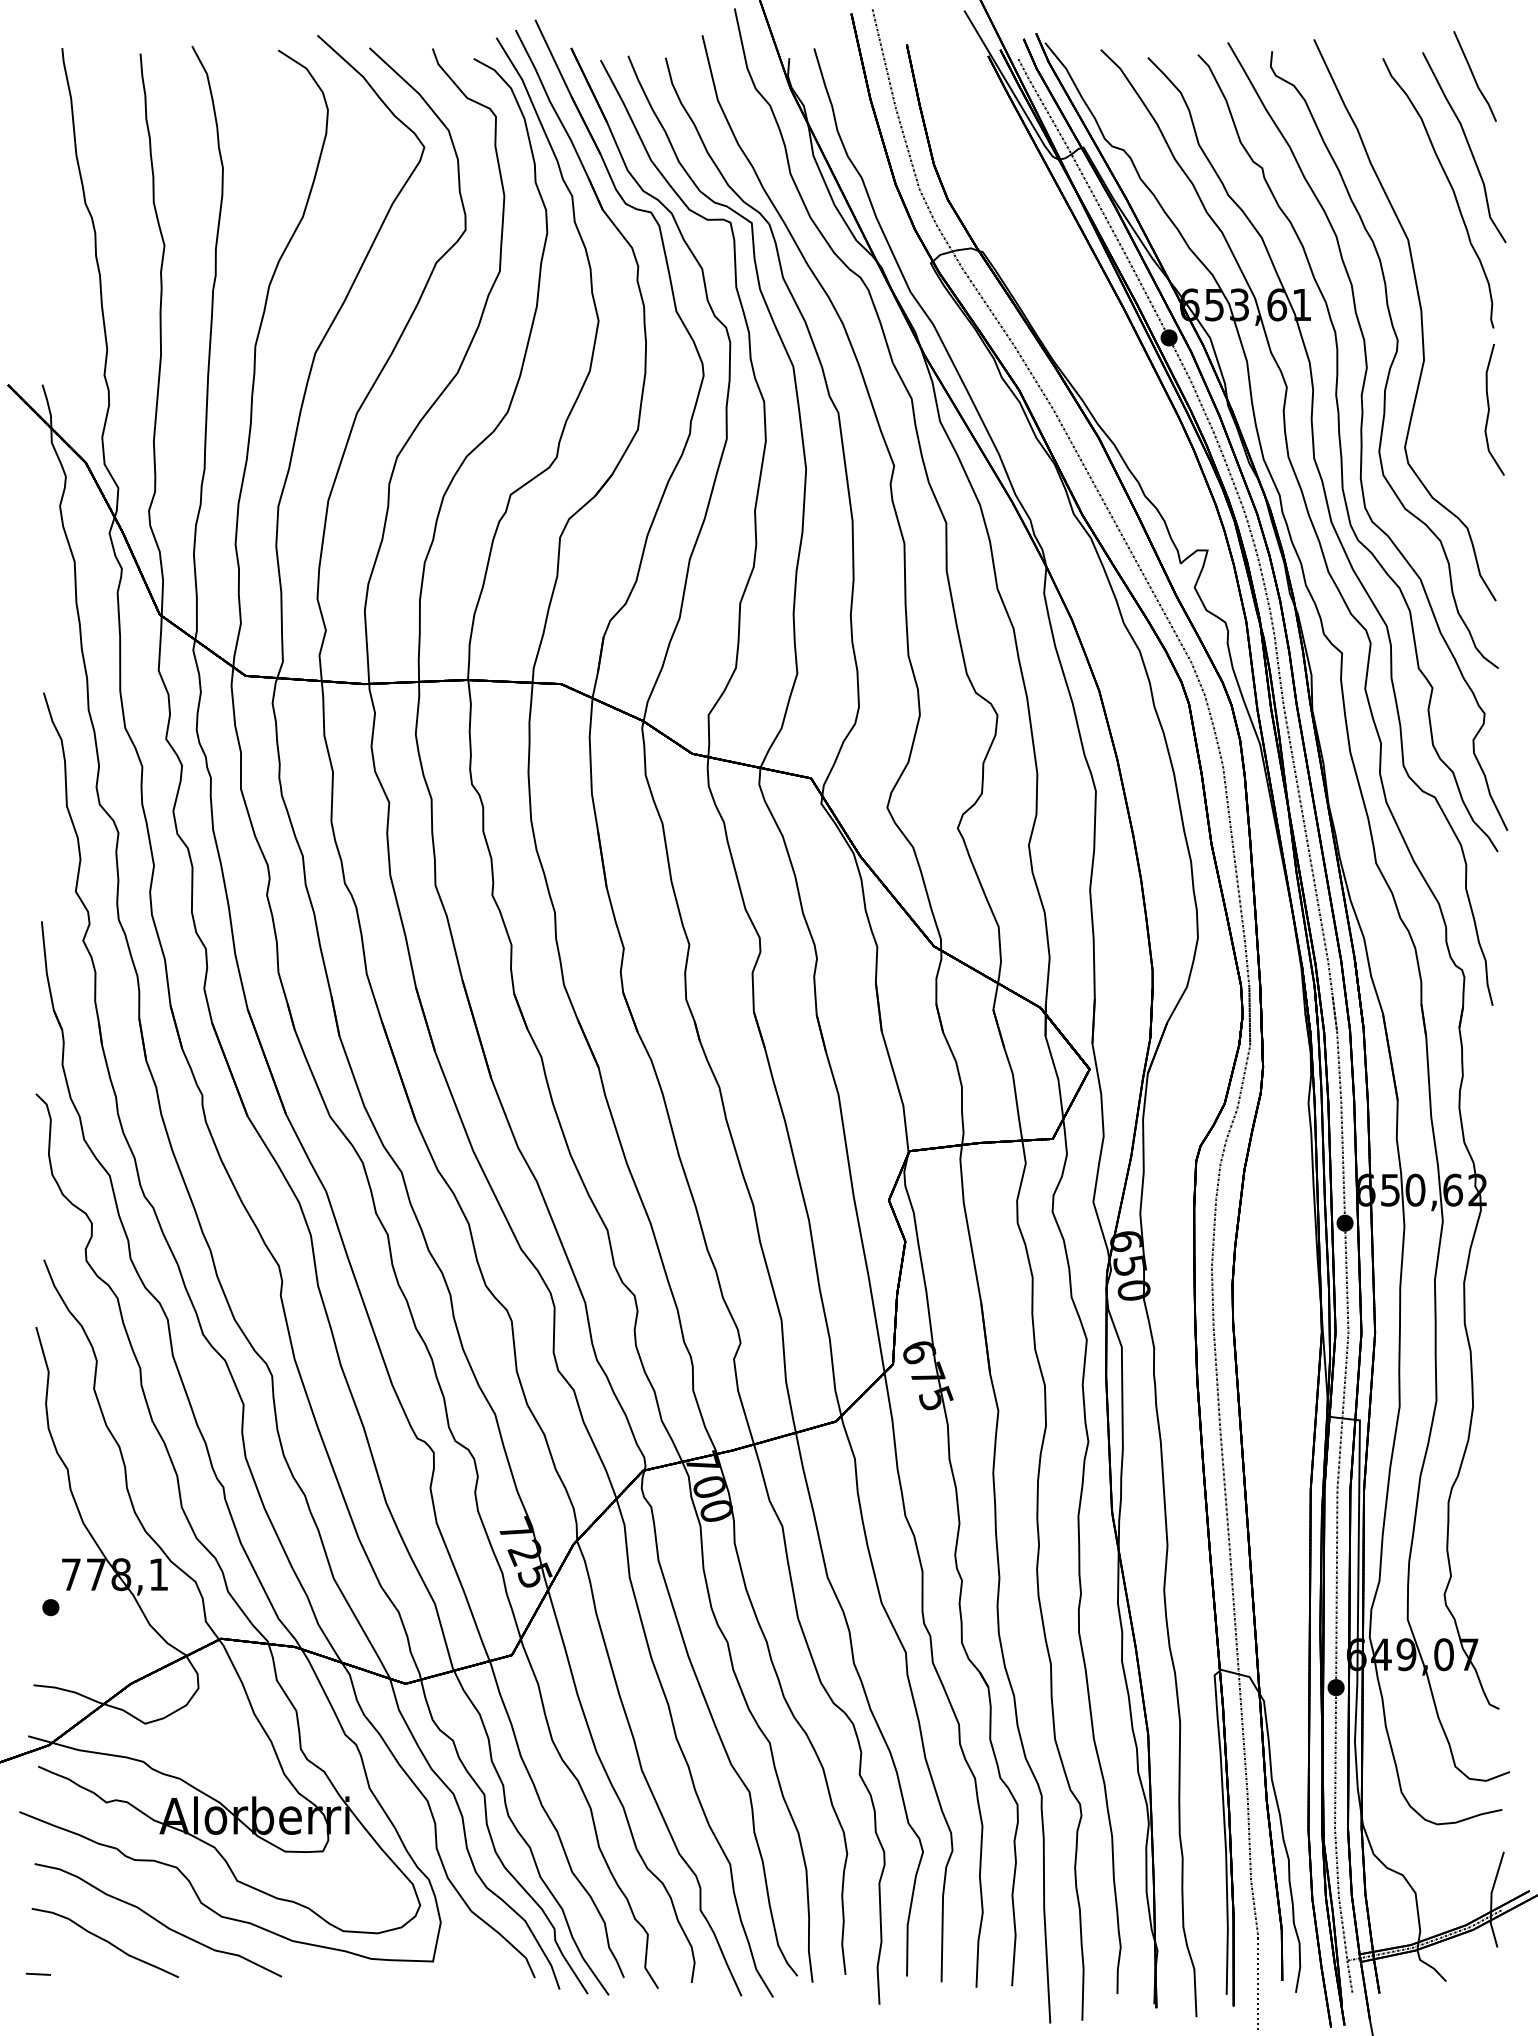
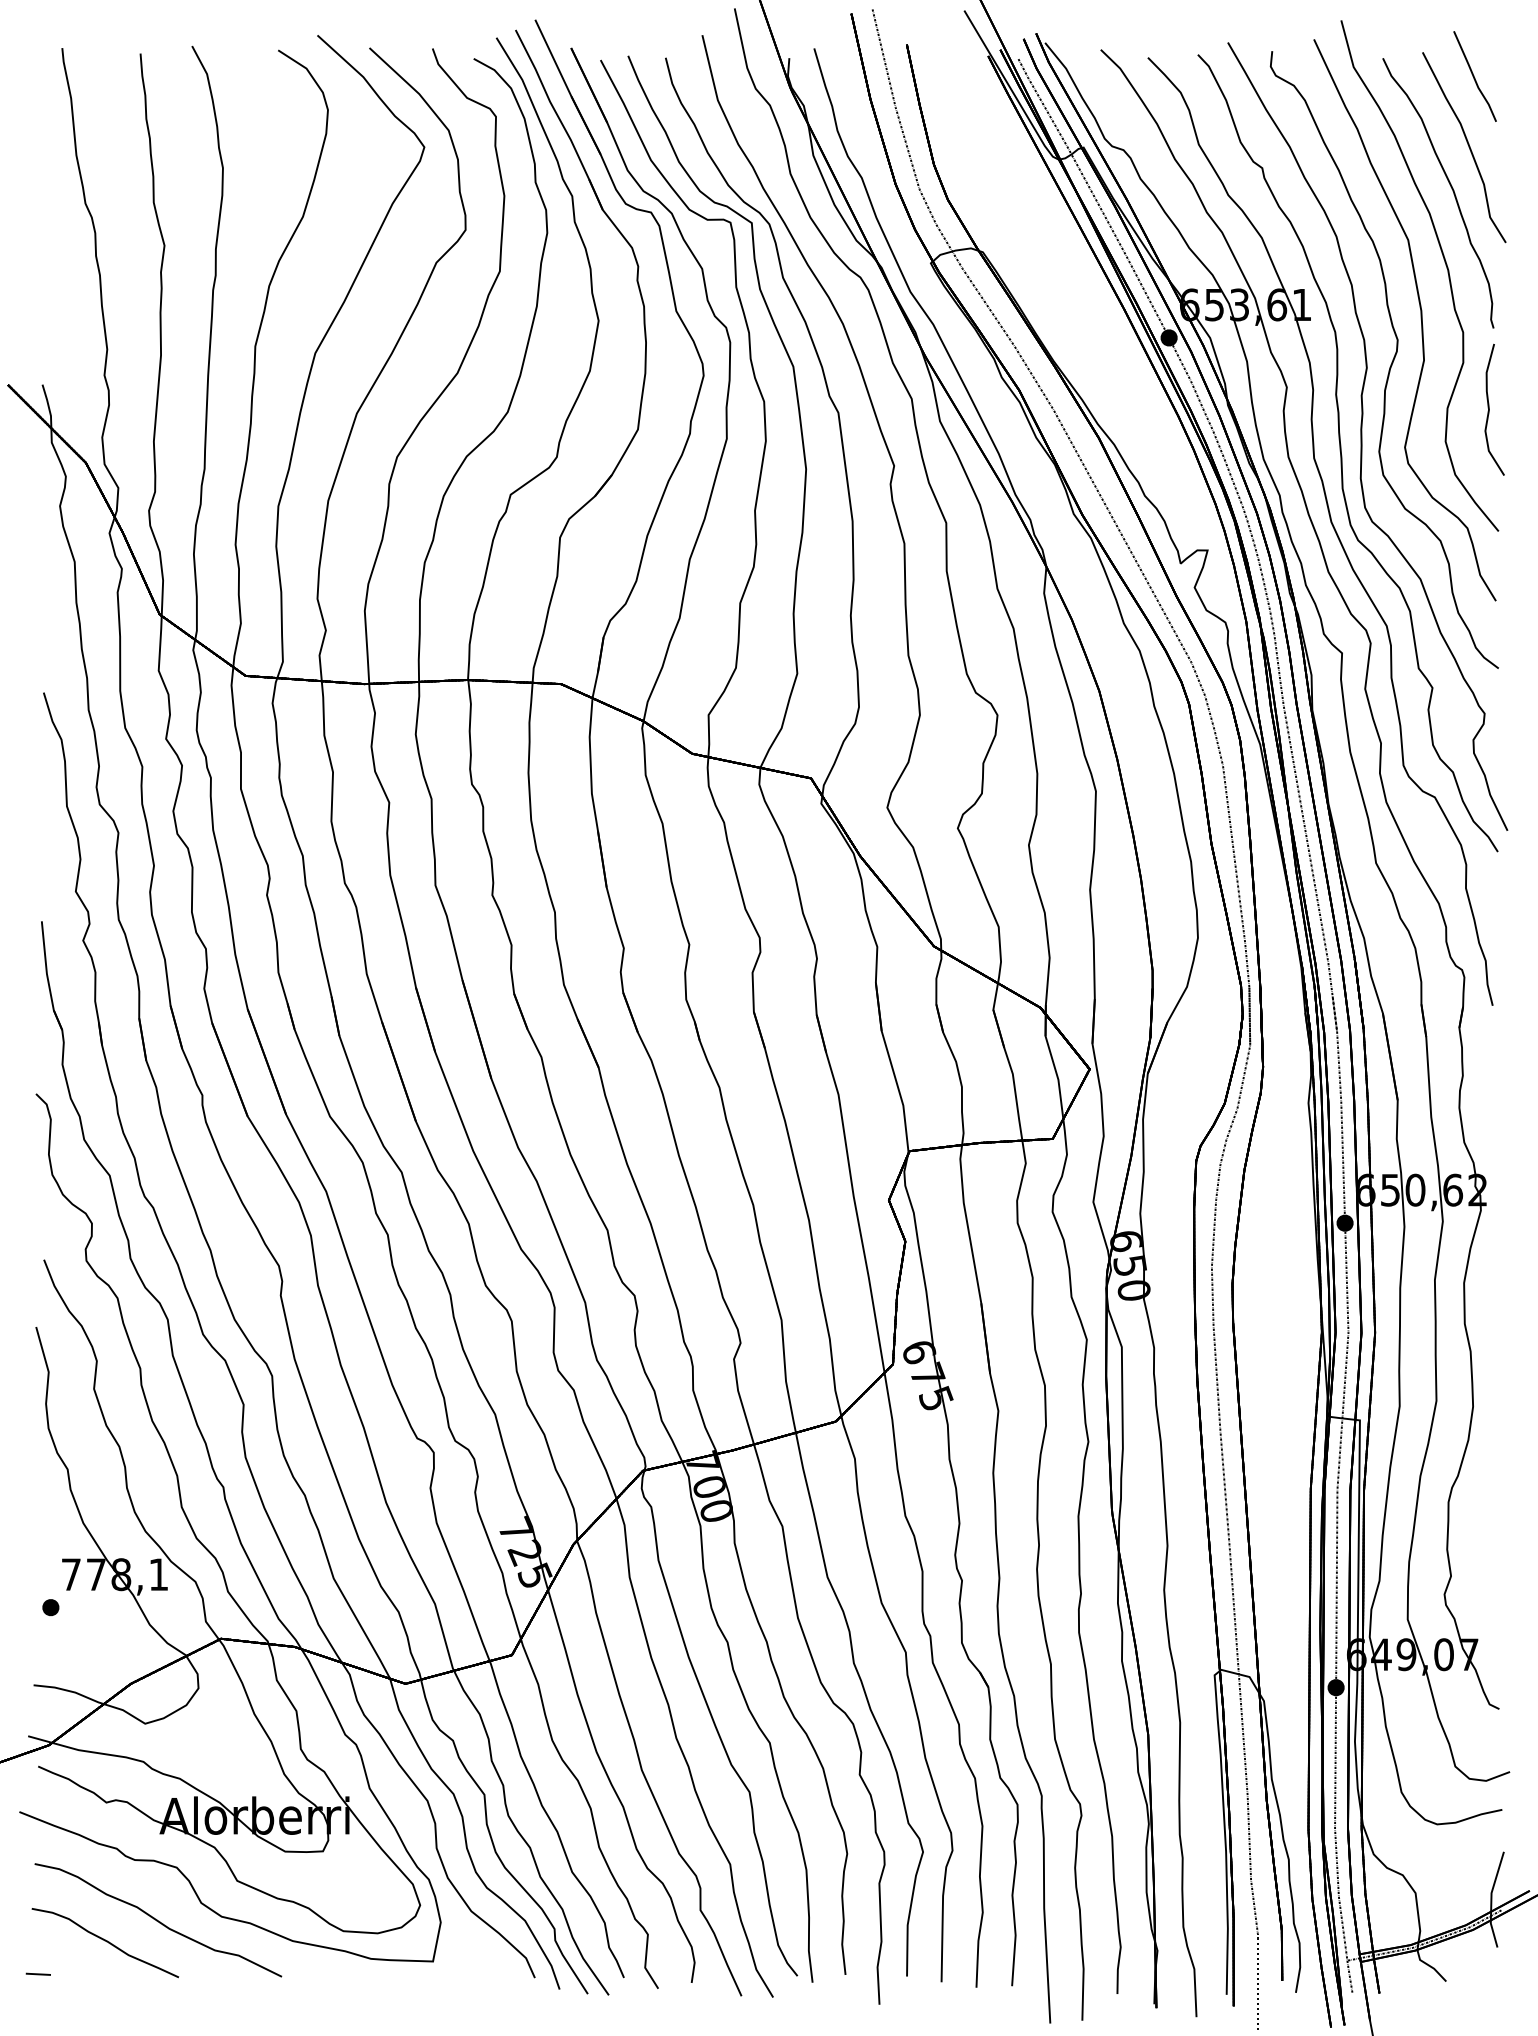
curve: none -> present (1445, 265)
